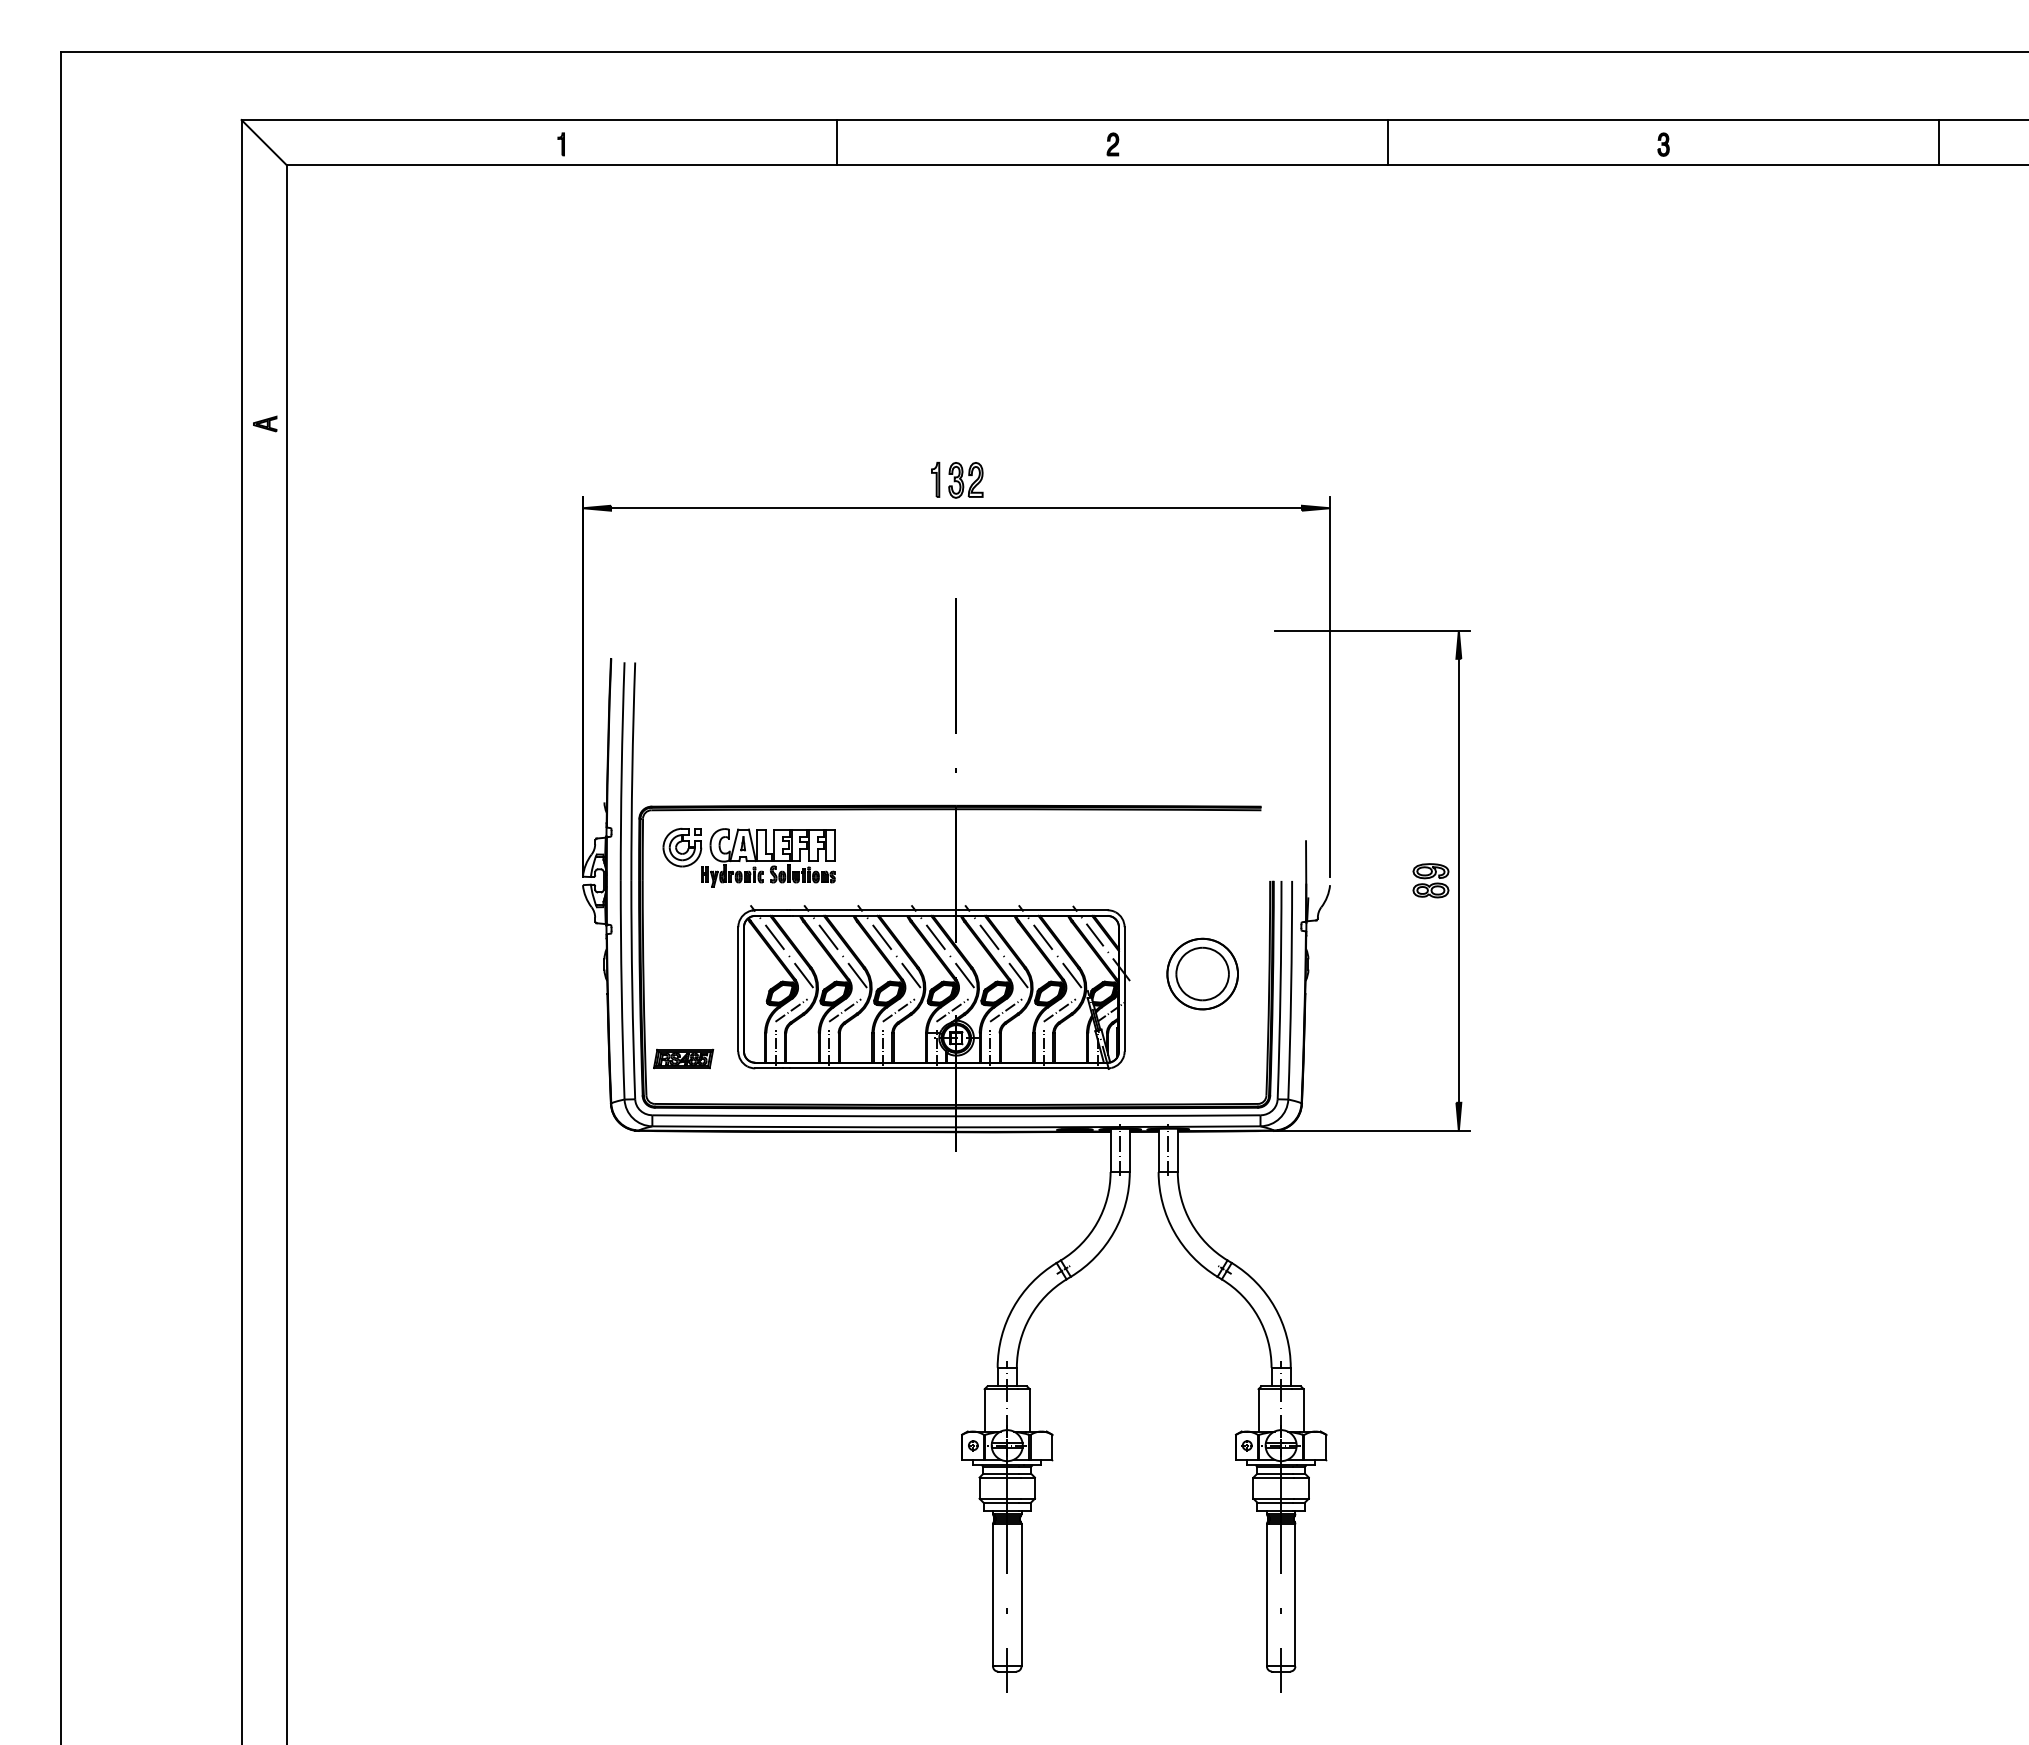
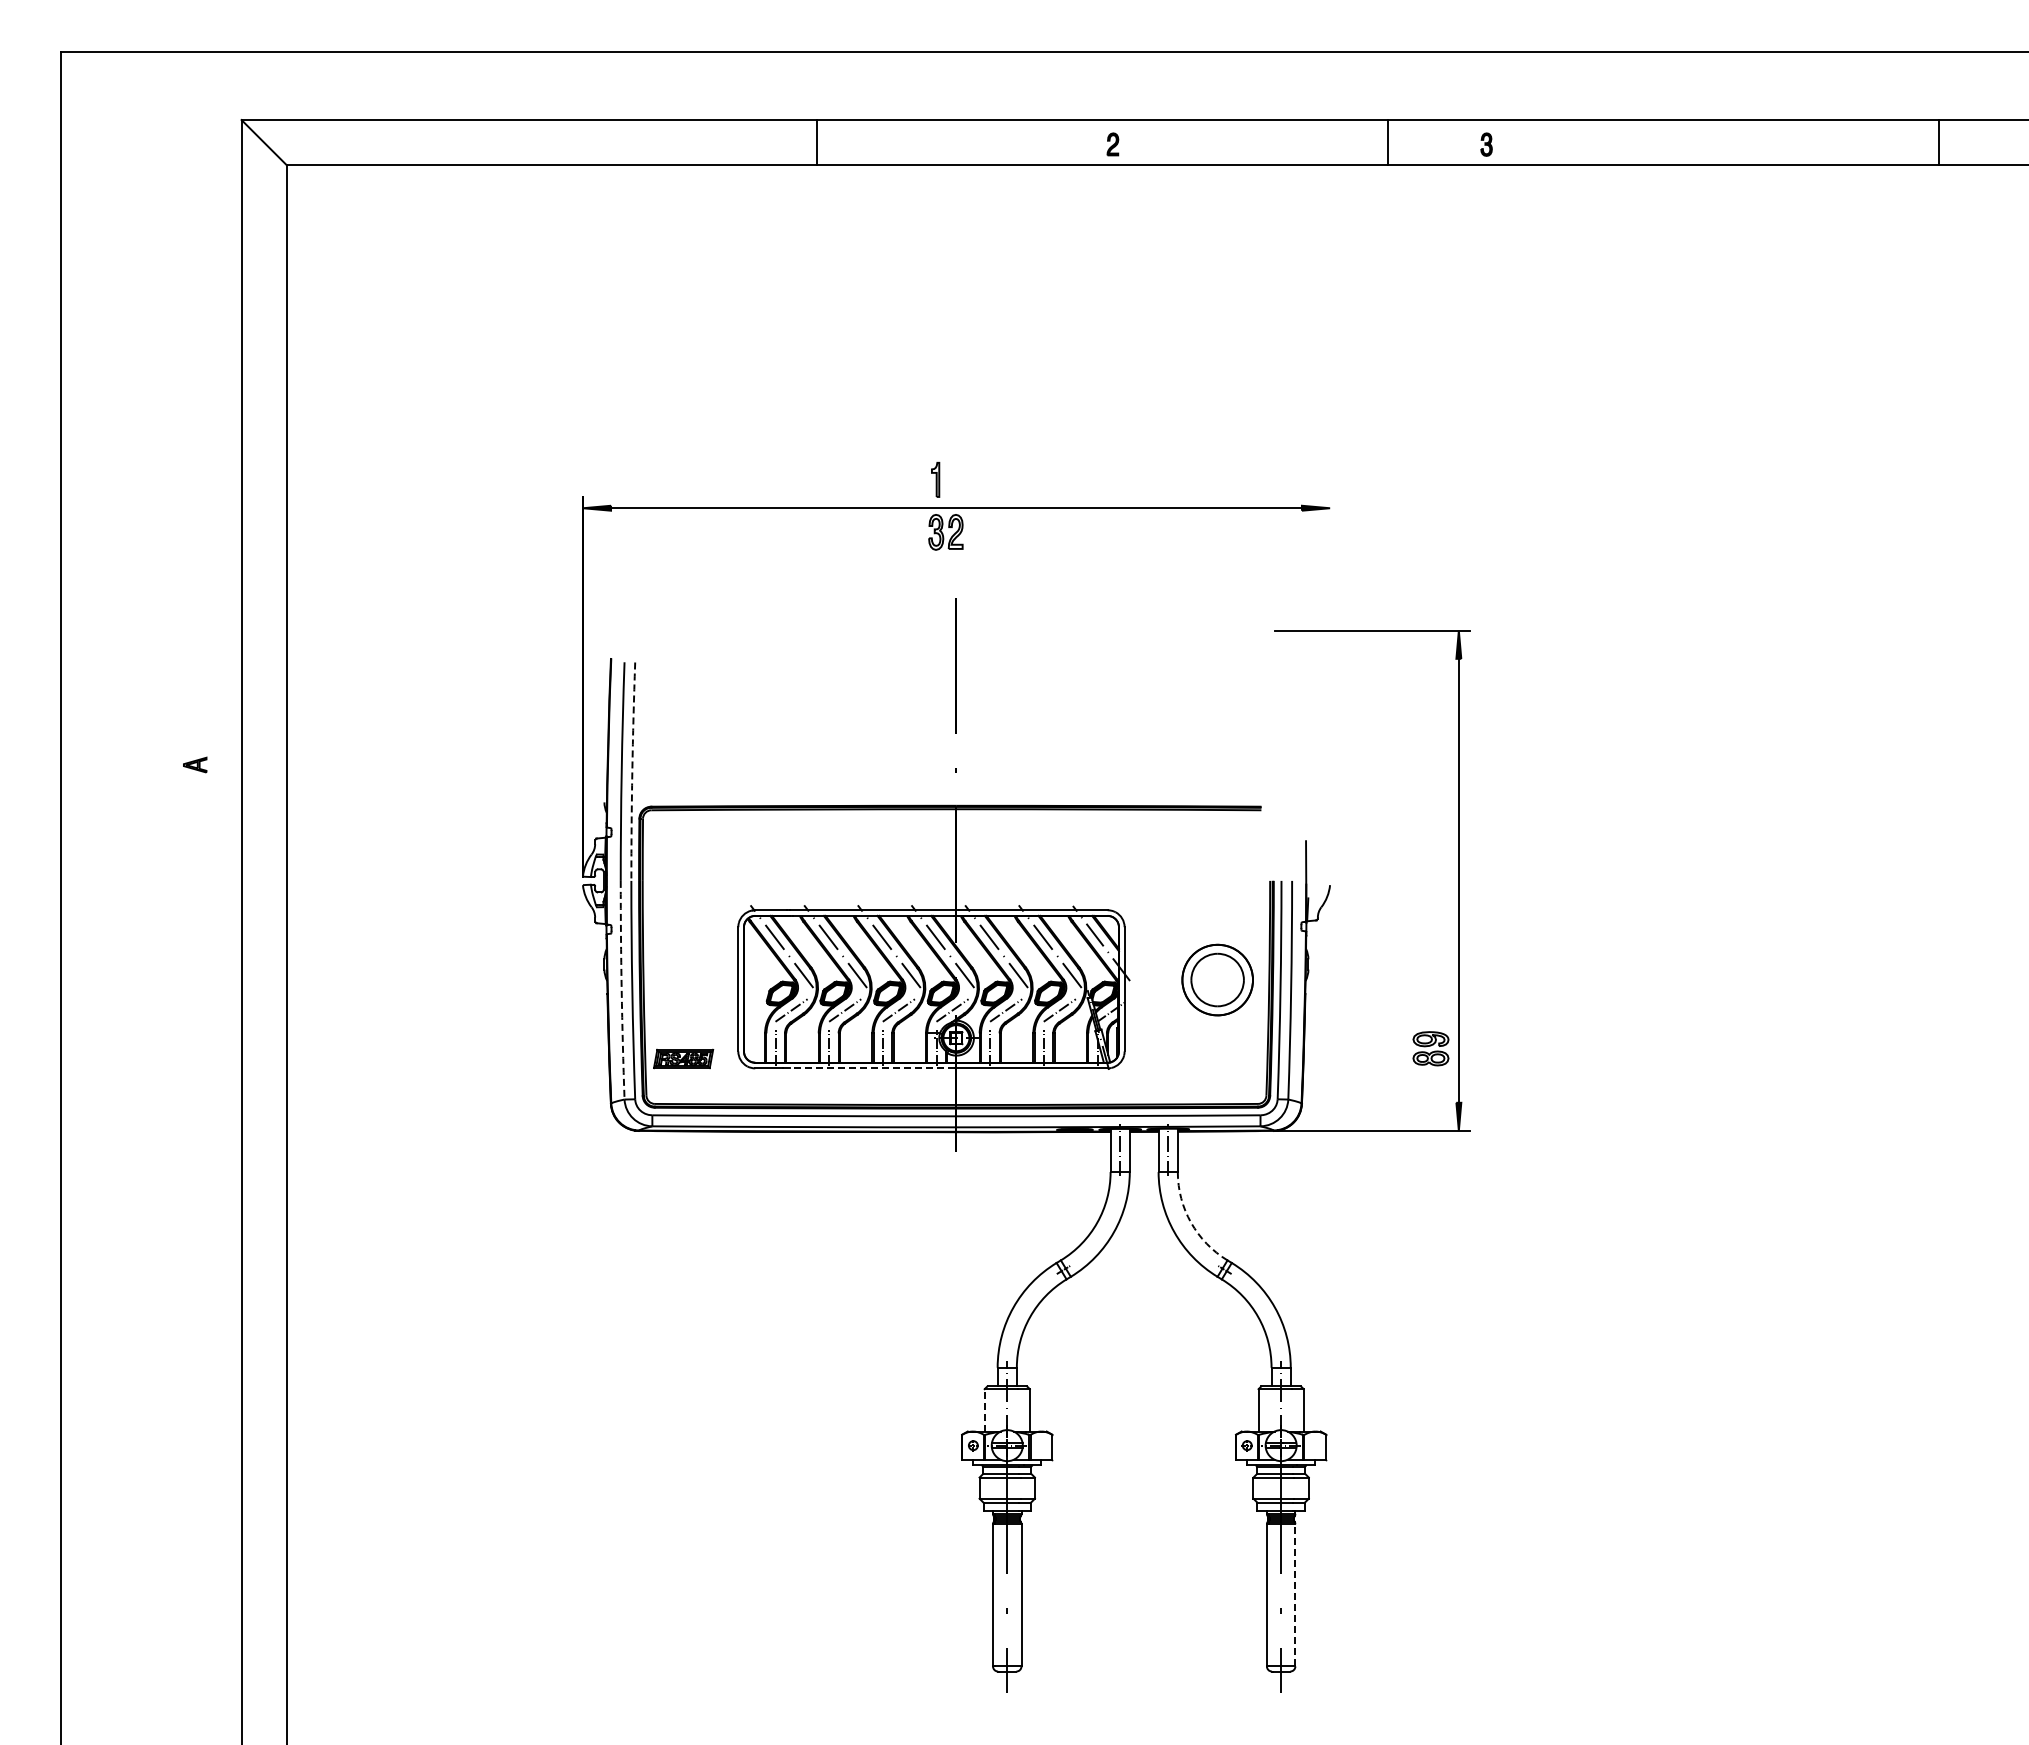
line position: (837, 142) -> (817, 142) (817, 142)
part: present -> none (560, 144)
part position: (1663, 144) -> (1486, 144) (1486, 144)
part position: (265, 423) -> (195, 764) (195, 764)
part position: (965, 480) -> (945, 532) (945, 532)
line: present -> none (1330, 686)
arc: solid -> dashed (632, 771)
part: present -> none (748, 857)
part position: (1430, 880) -> (1430, 1048) (1430, 1048)
part position: (1202, 973) -> (1217, 979) (1217, 979)
arc: solid -> dashed (621, 990)
line: solid -> dashed (872, 1068)
arc: solid -> dashed (1191, 1222)
line: solid -> dashed (984, 1409)
line: solid -> dashed (1295, 1594)
